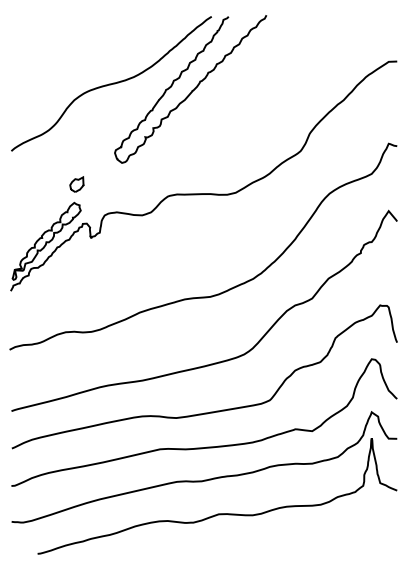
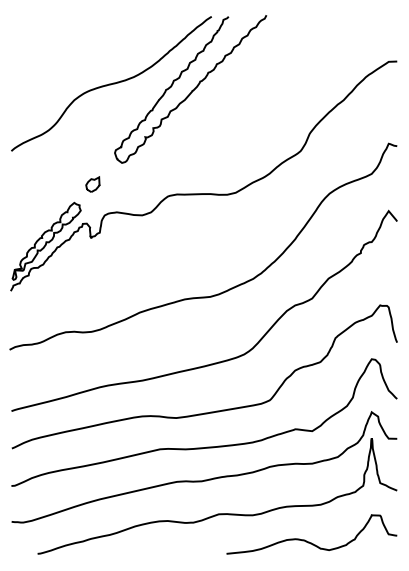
part position: (76, 184) -> (92, 184) (92, 184)
curve: none -> present (309, 541)
